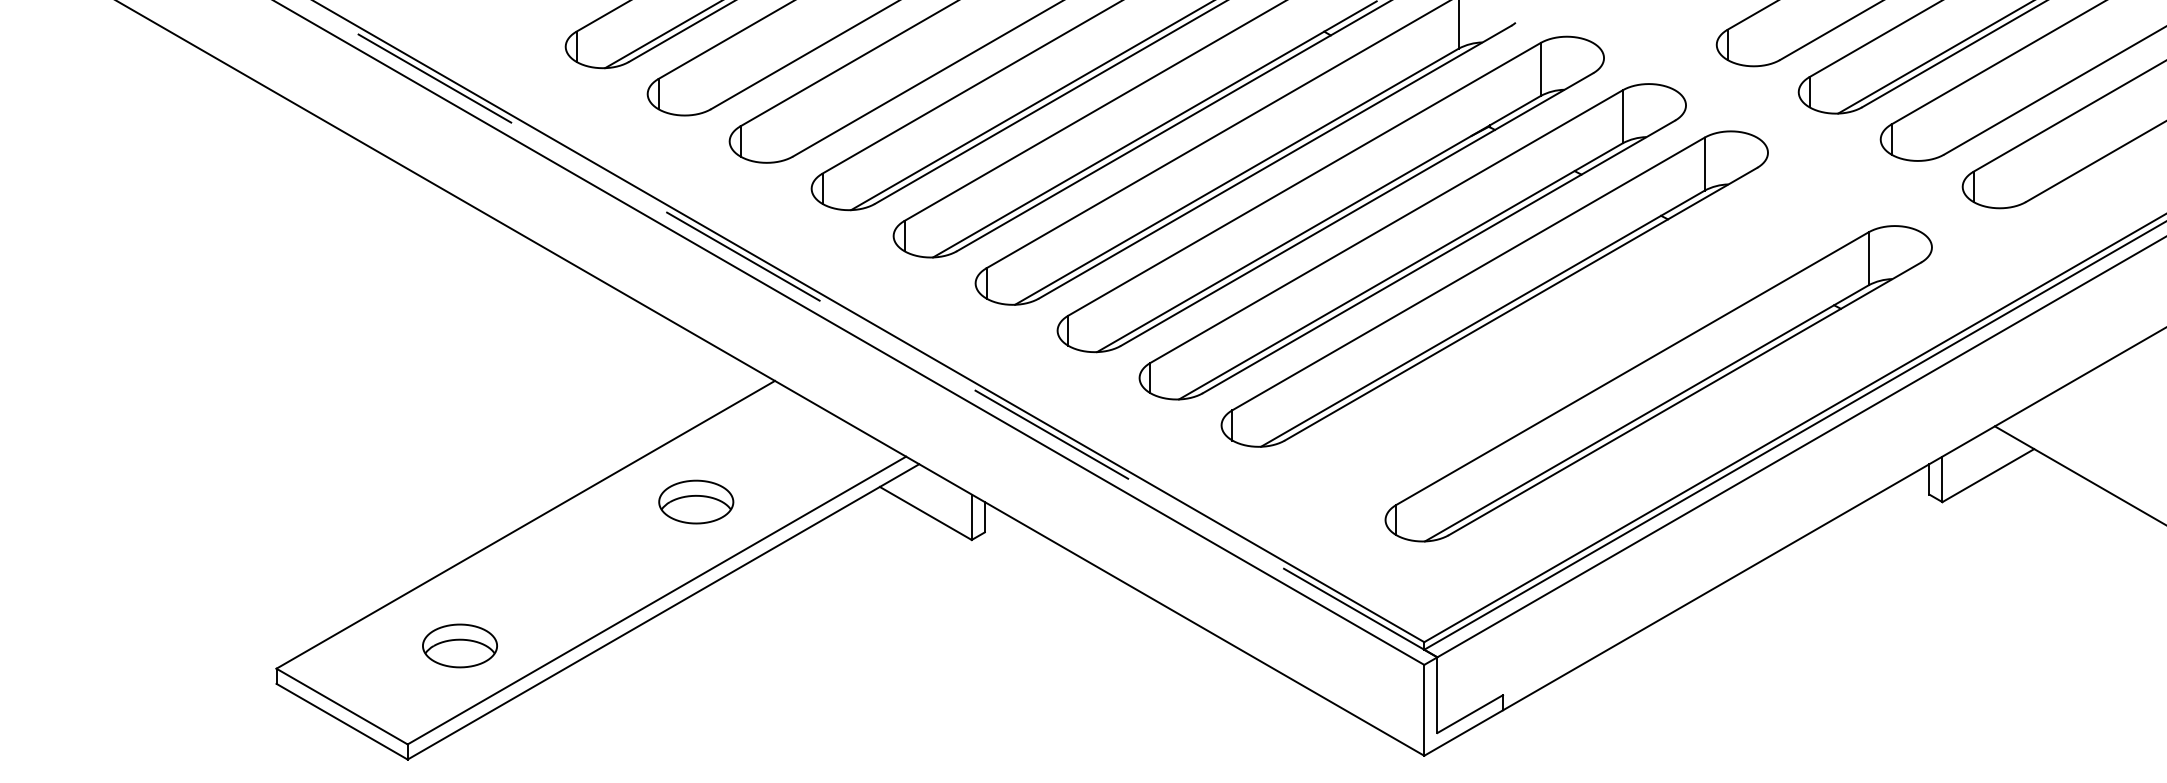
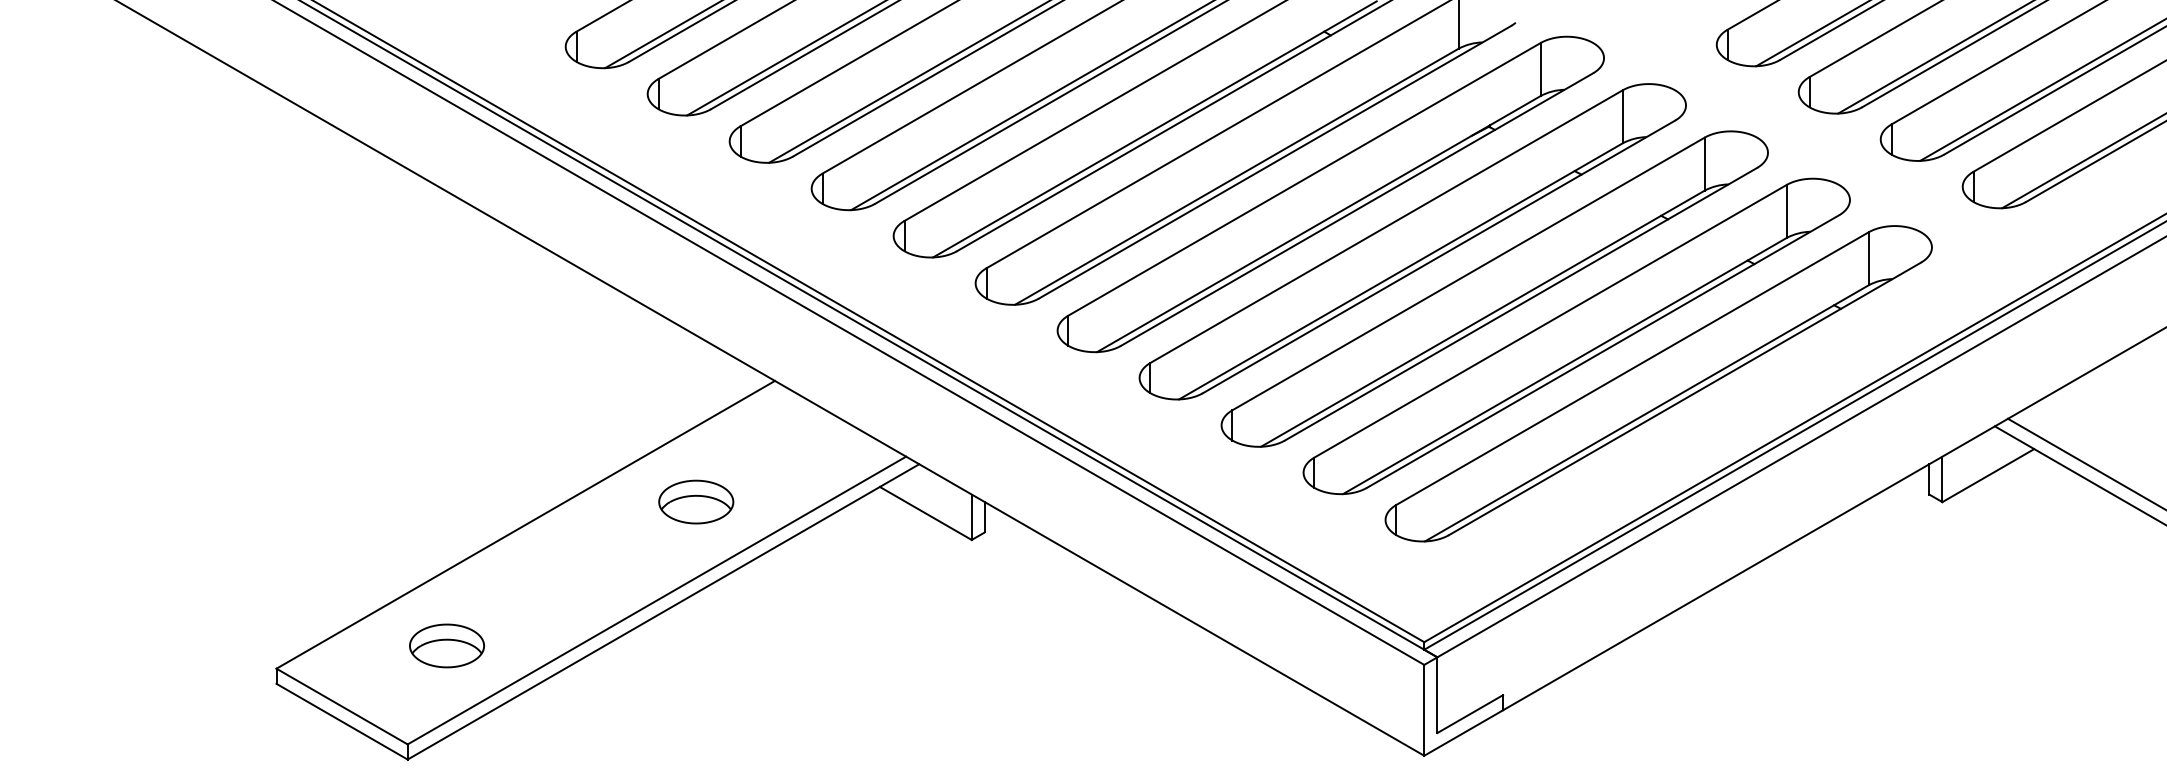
line: none -> present (1811, 34)
line: none -> present (784, 58)
line: none -> present (908, 82)
line: none -> present (2041, 90)
line: none -> present (2082, 161)
line: dashed -> solid (868, 328)
part: none -> present (1576, 336)
line: none -> present (2085, 463)
part position: (459, 645) -> (446, 645) (446, 645)
